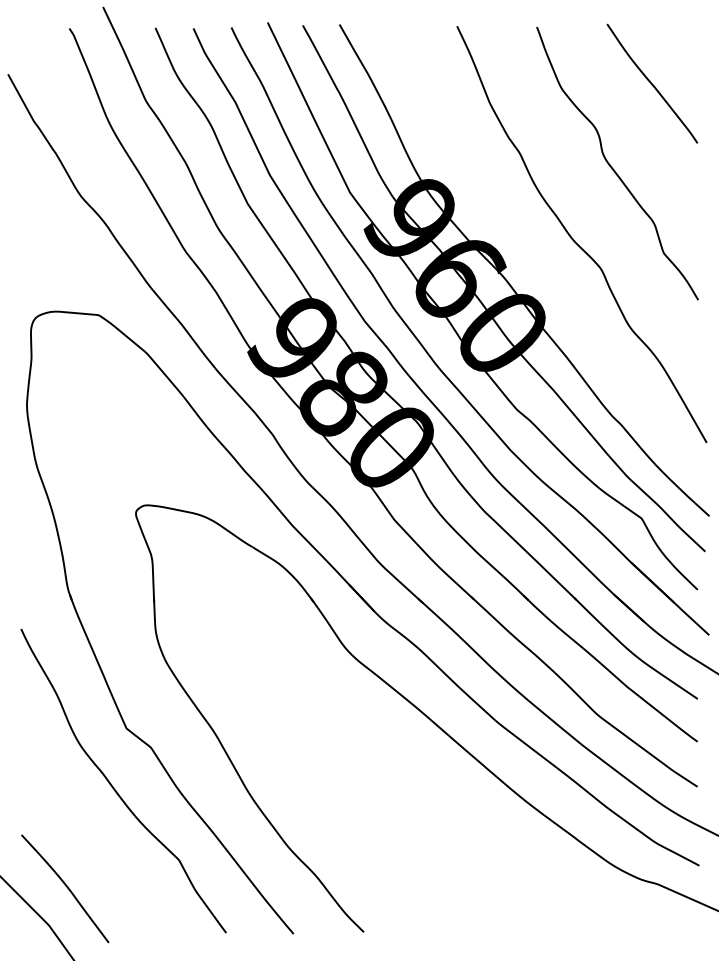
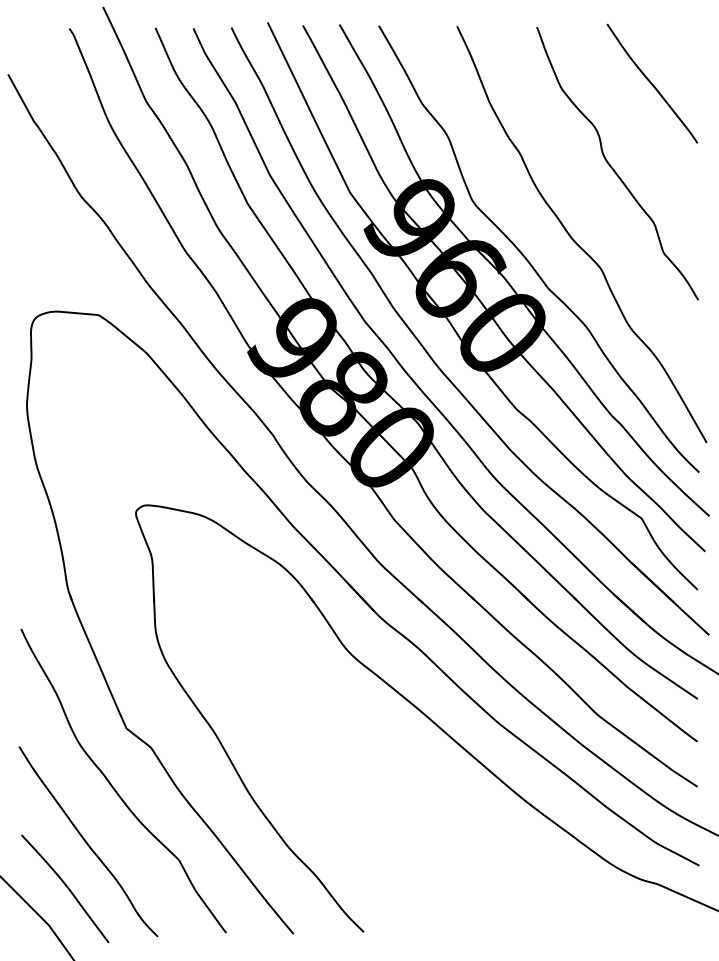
curve: none -> present (527, 258)
curve: none -> present (87, 842)
